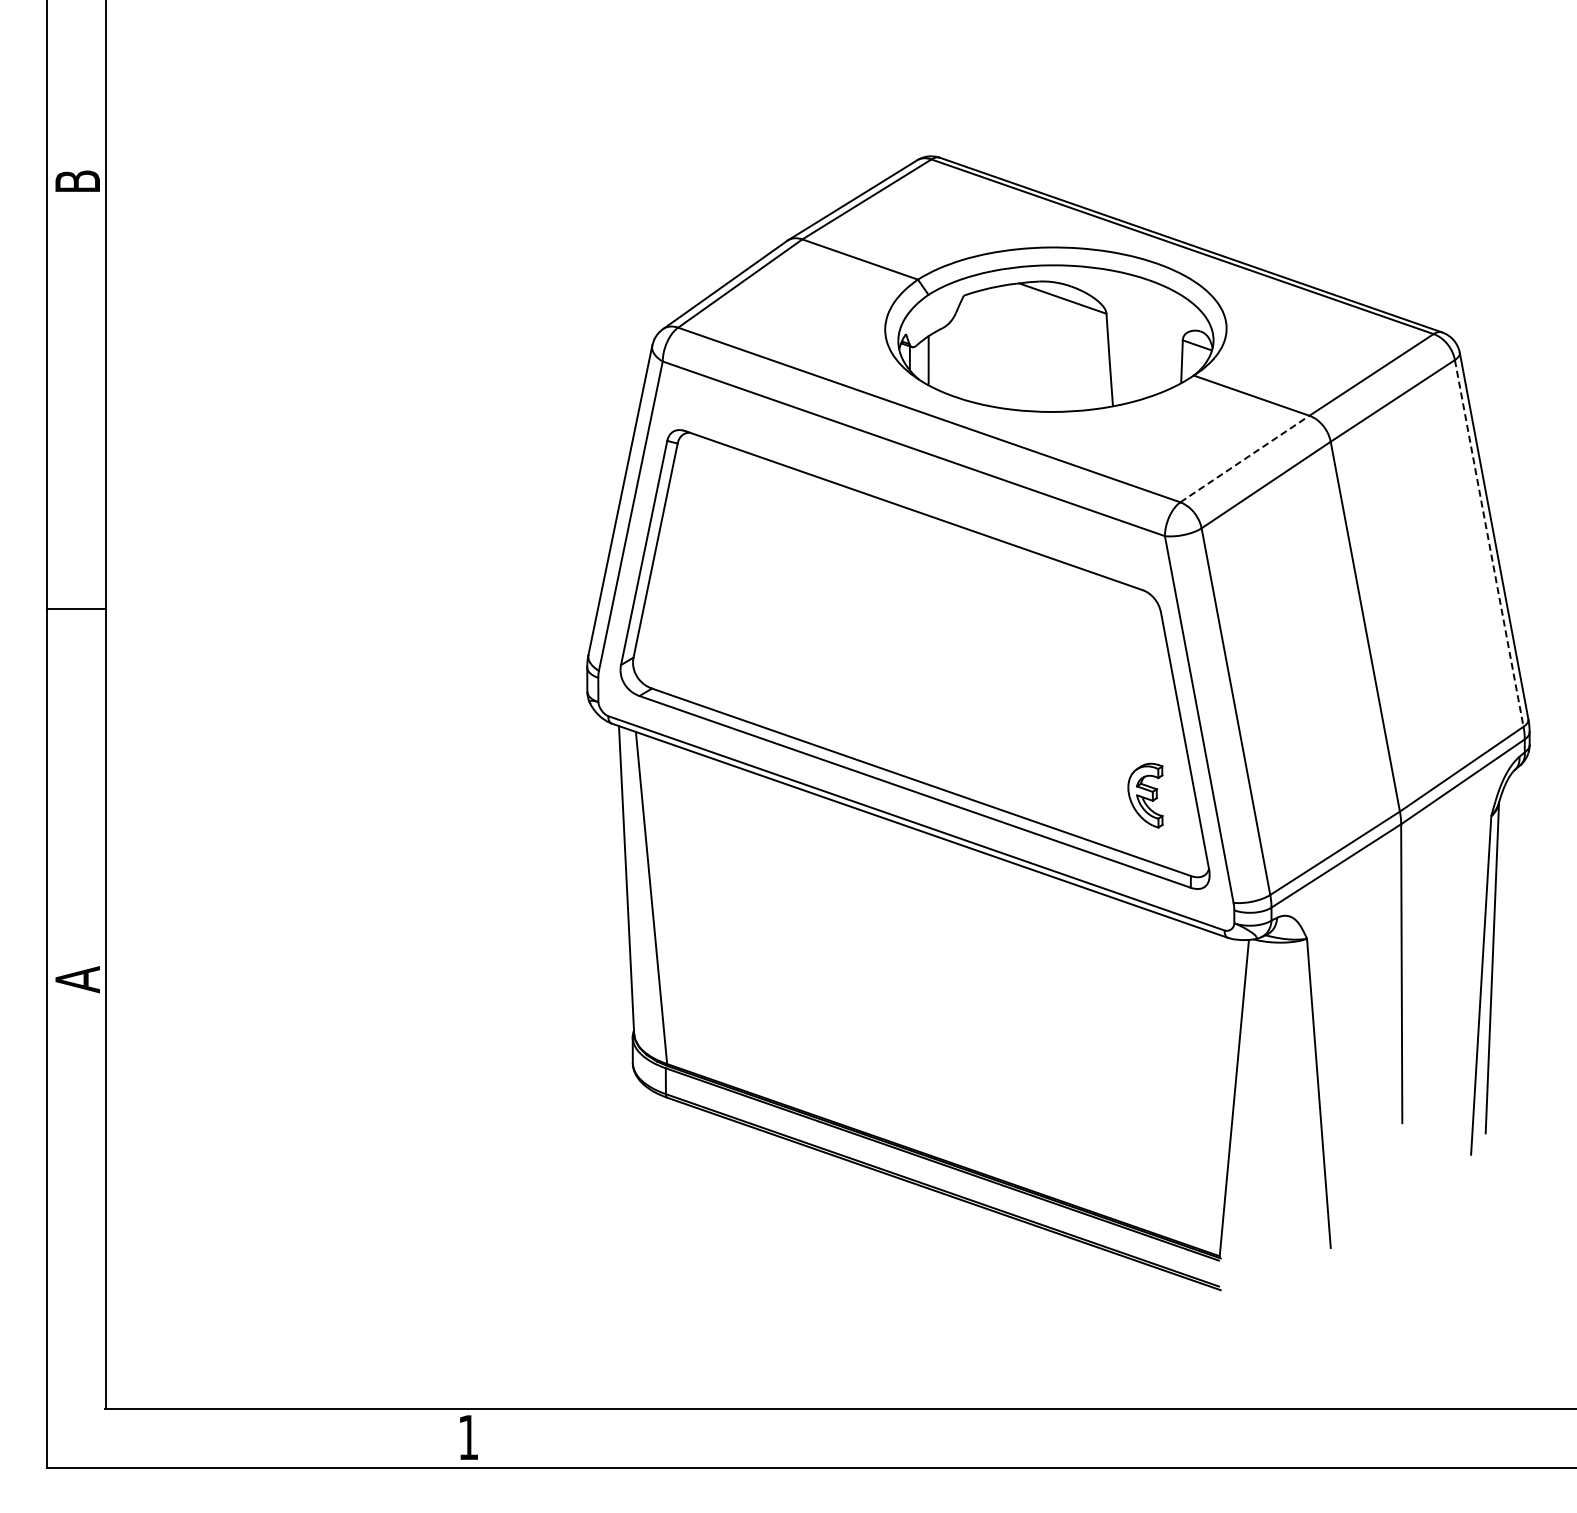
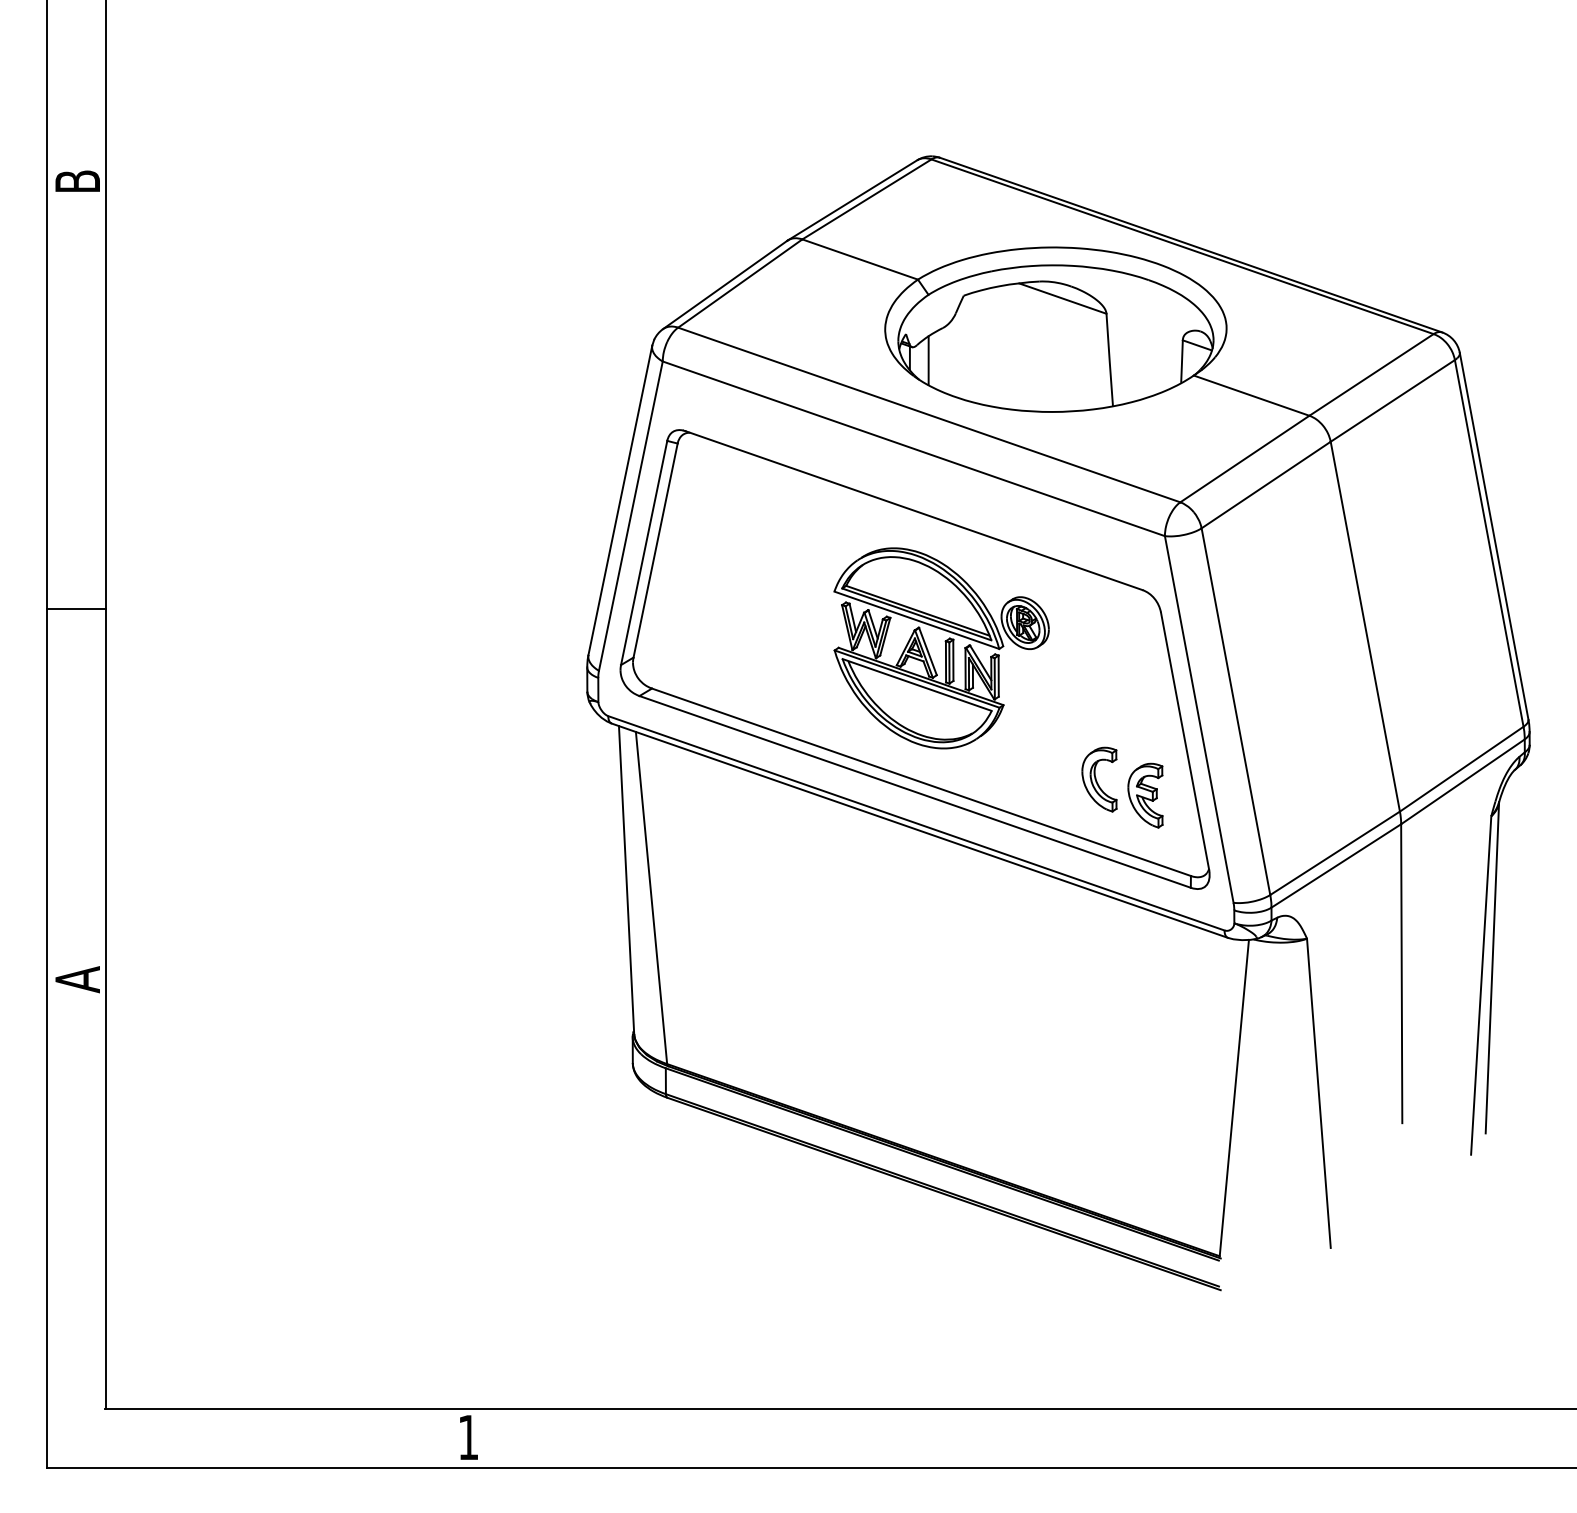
line: dashed -> solid (1244, 459)
line: dashed -> solid (1489, 543)
part: none -> present (941, 648)
part: none -> present (1099, 779)
